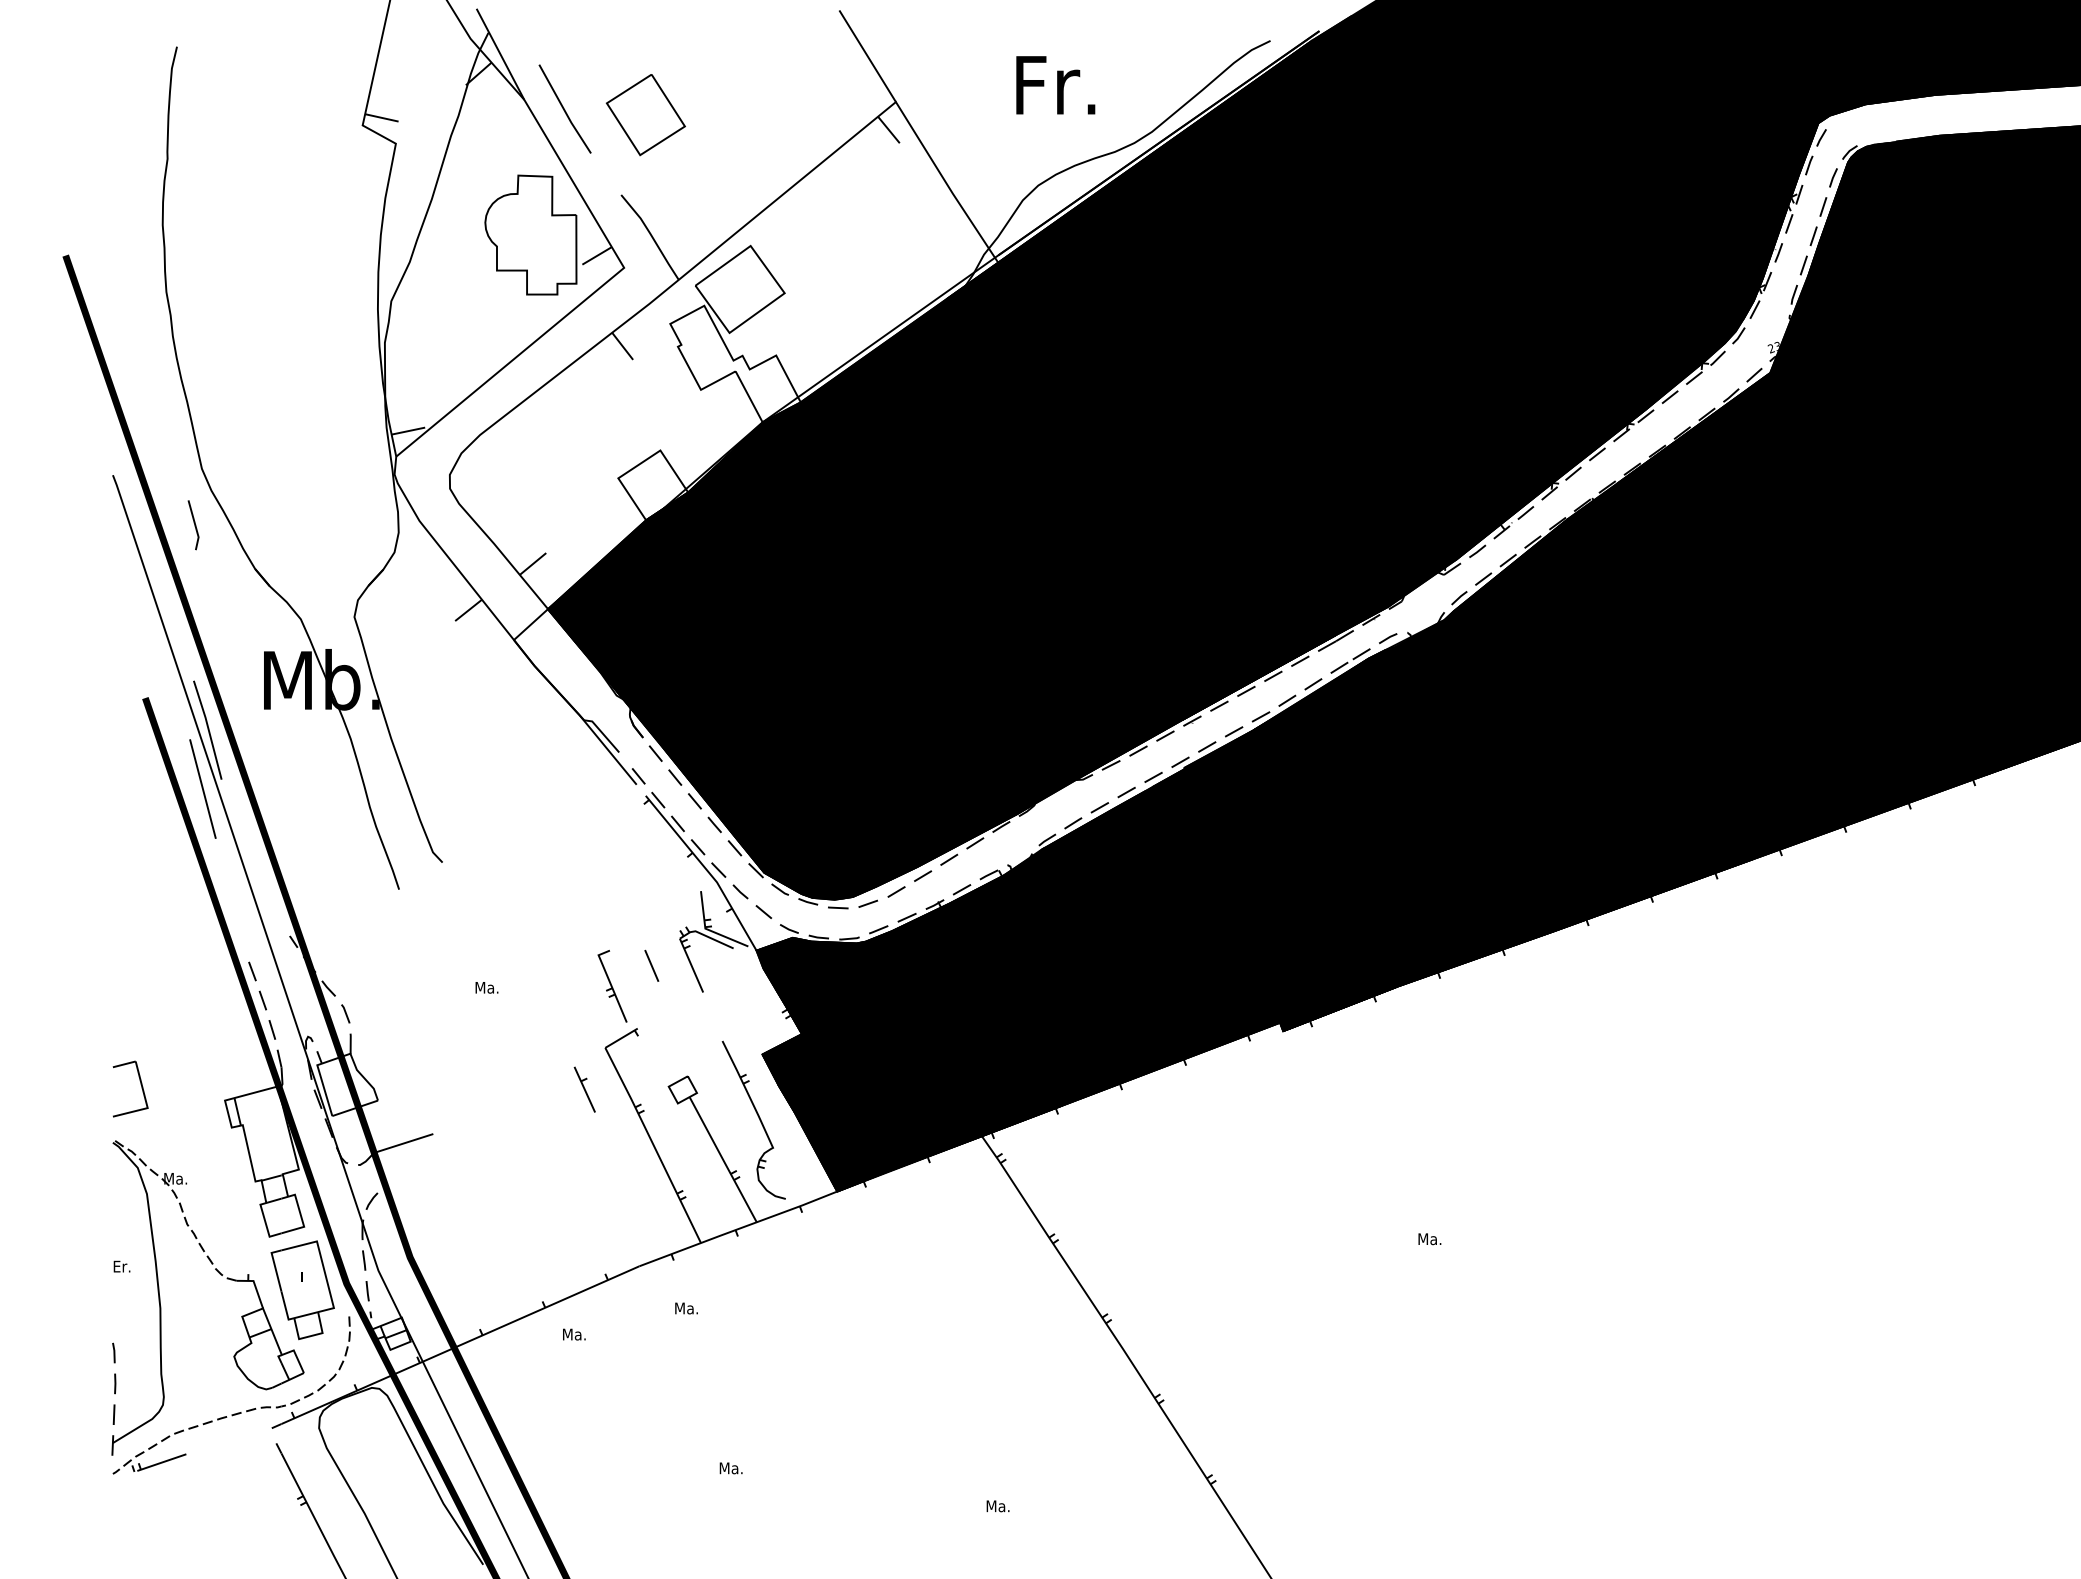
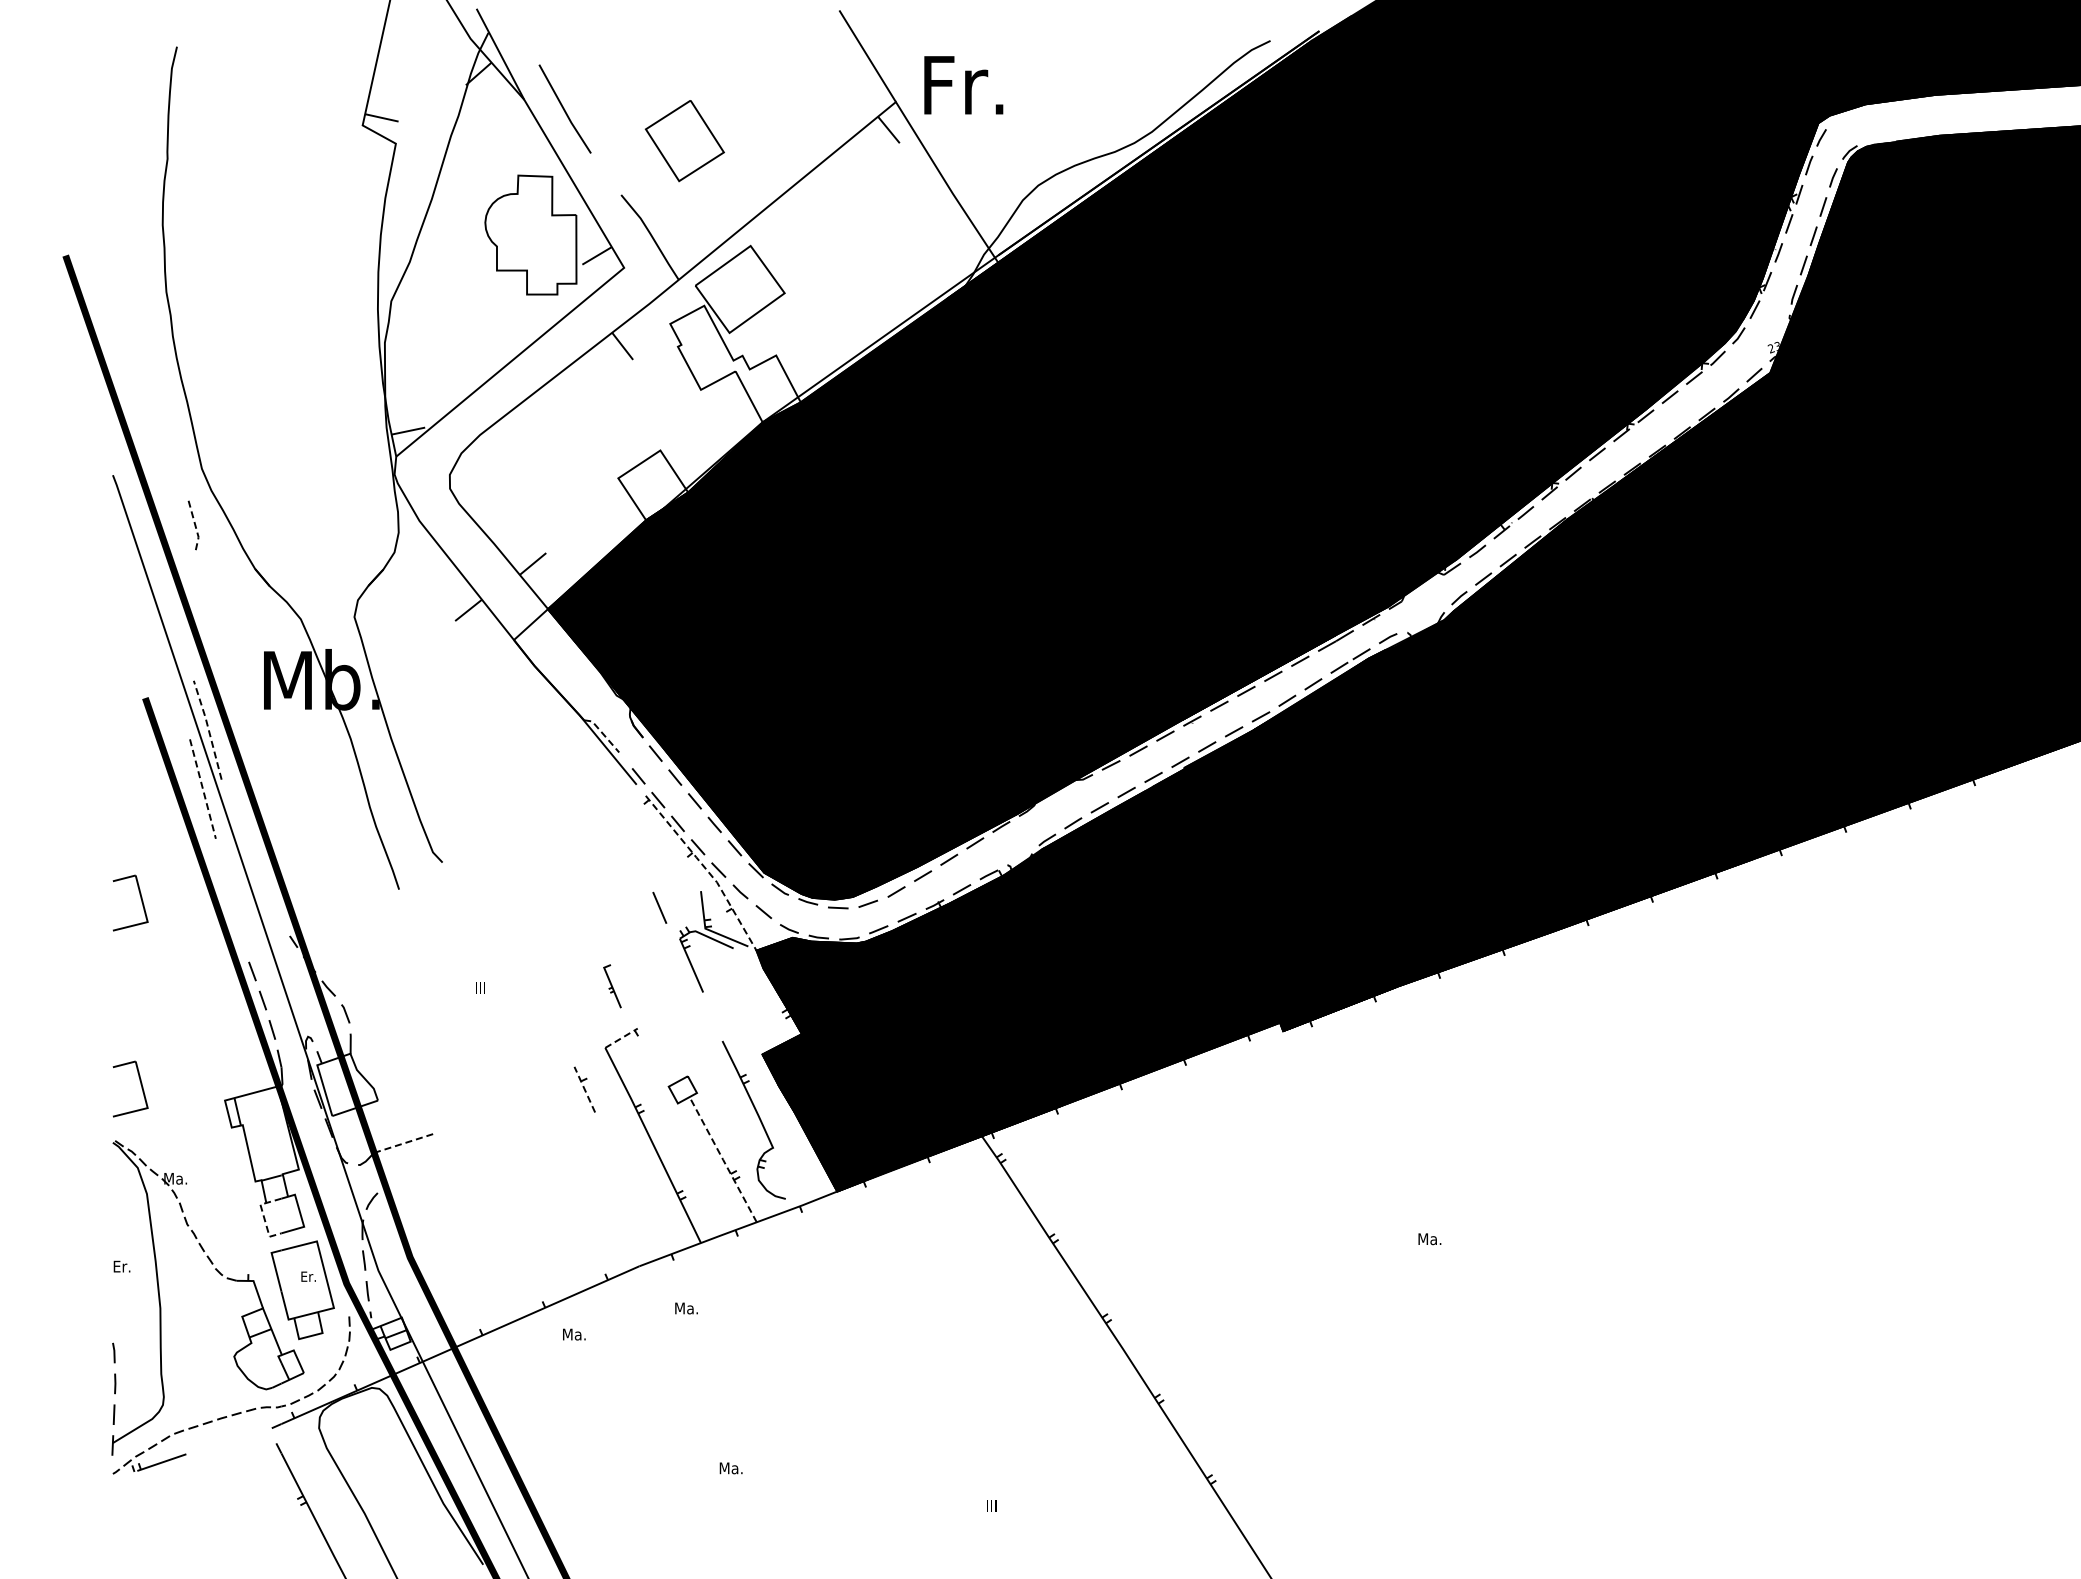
text position: (1055, 85) -> (963, 85) (963, 85)
part position: (645, 115) -> (684, 141) (684, 141)
line: solid -> dashed (195, 525)
line: solid -> dashed (208, 729)
line: solid -> dashed (602, 733)
line: solid -> dashed (203, 789)
line: solid -> dashed (706, 869)
part: none -> present (140, 898)
line position: (651, 965) -> (659, 907) (659, 907)
part size: 31x73 px -> 19x45 px (612, 986)
text: Ma. -> III (486, 987)
line: solid -> dashed (621, 1038)
line: solid -> dashed (584, 1089)
line: solid -> dashed (404, 1143)
line: solid -> dashed (723, 1159)
line: solid -> dashed (263, 1216)
text: I -> Er. (308, 1276)
text: Ma. -> III (997, 1506)
